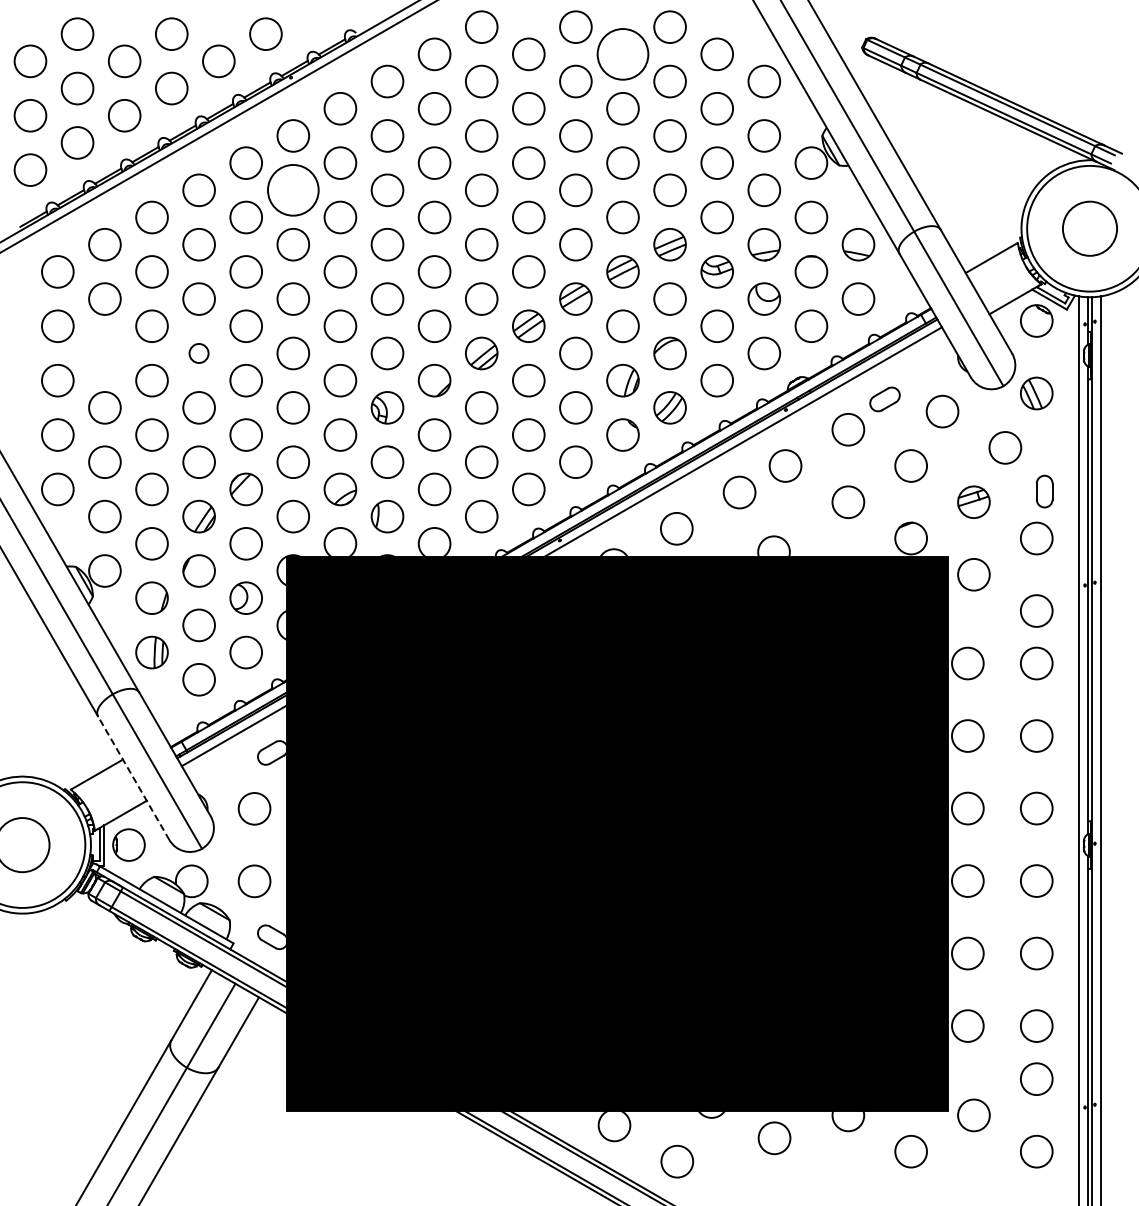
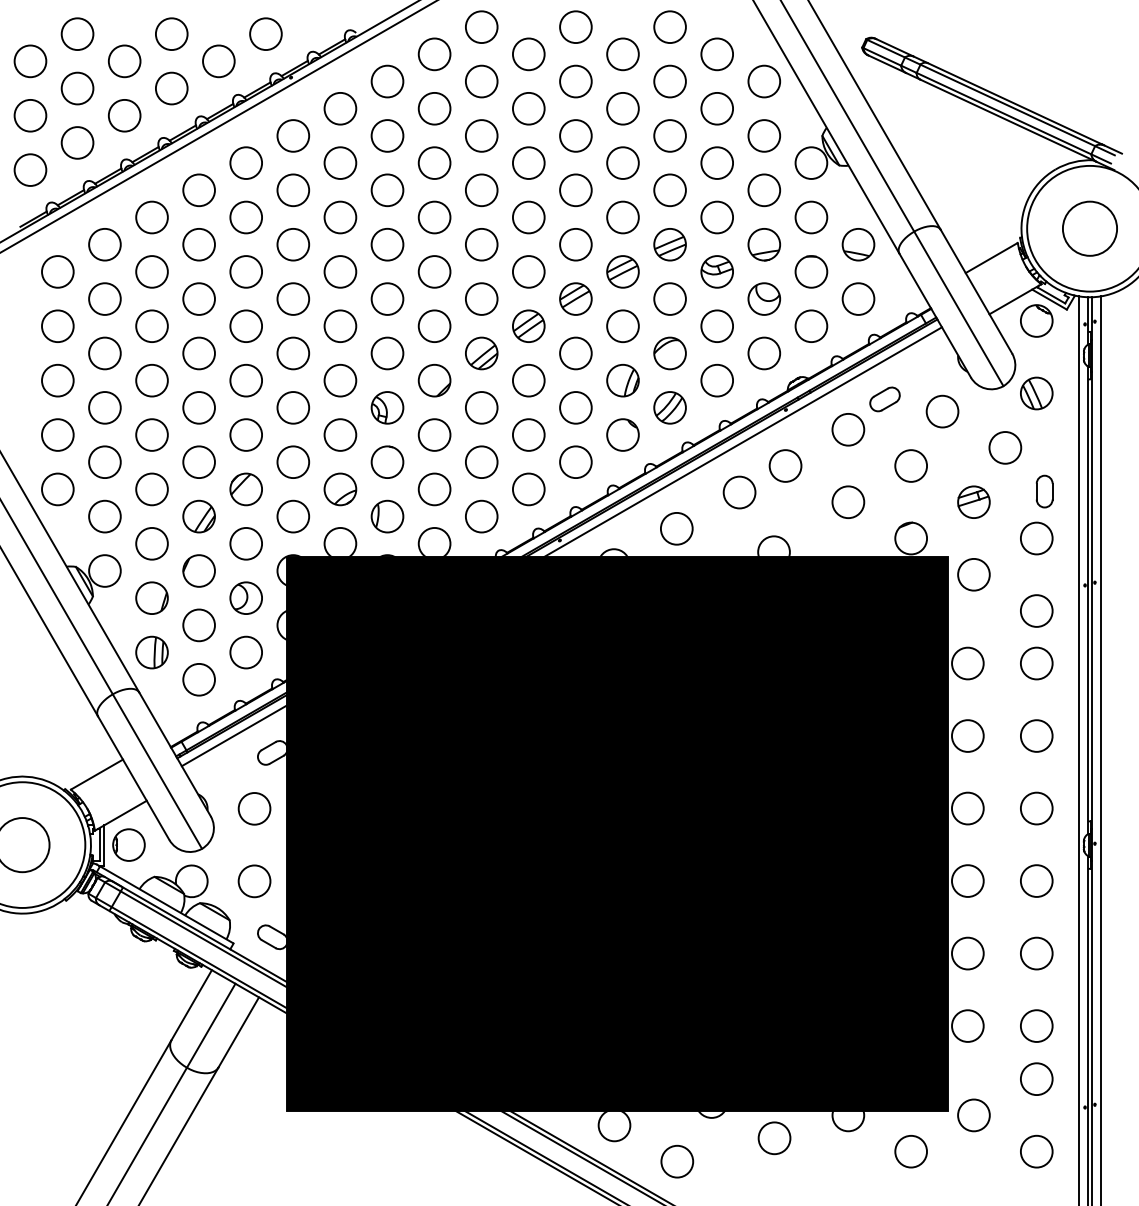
circle diameter: 51 px -> 32 px (622, 54)
circle diameter: 51 px -> 32 px (293, 190)
circle: none -> present (104, 353)
circle size: 22x21 px -> 34x35 px (198, 353)
line: dashed -> solid (133, 778)
